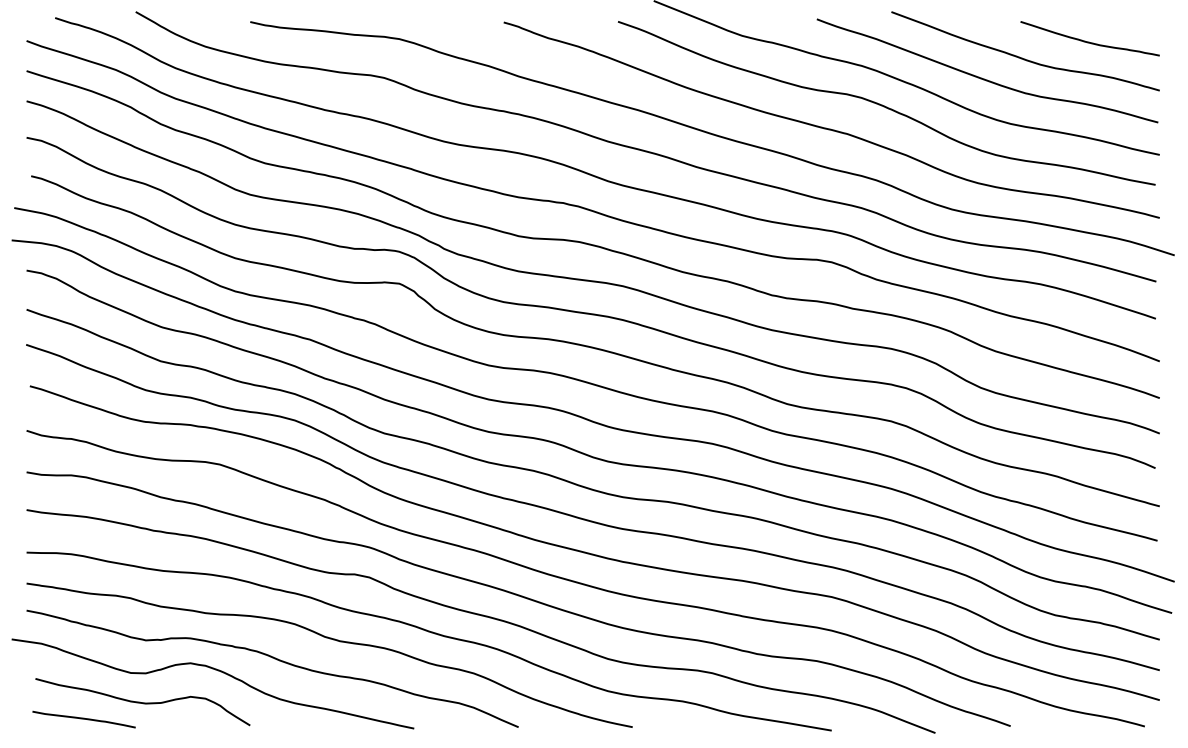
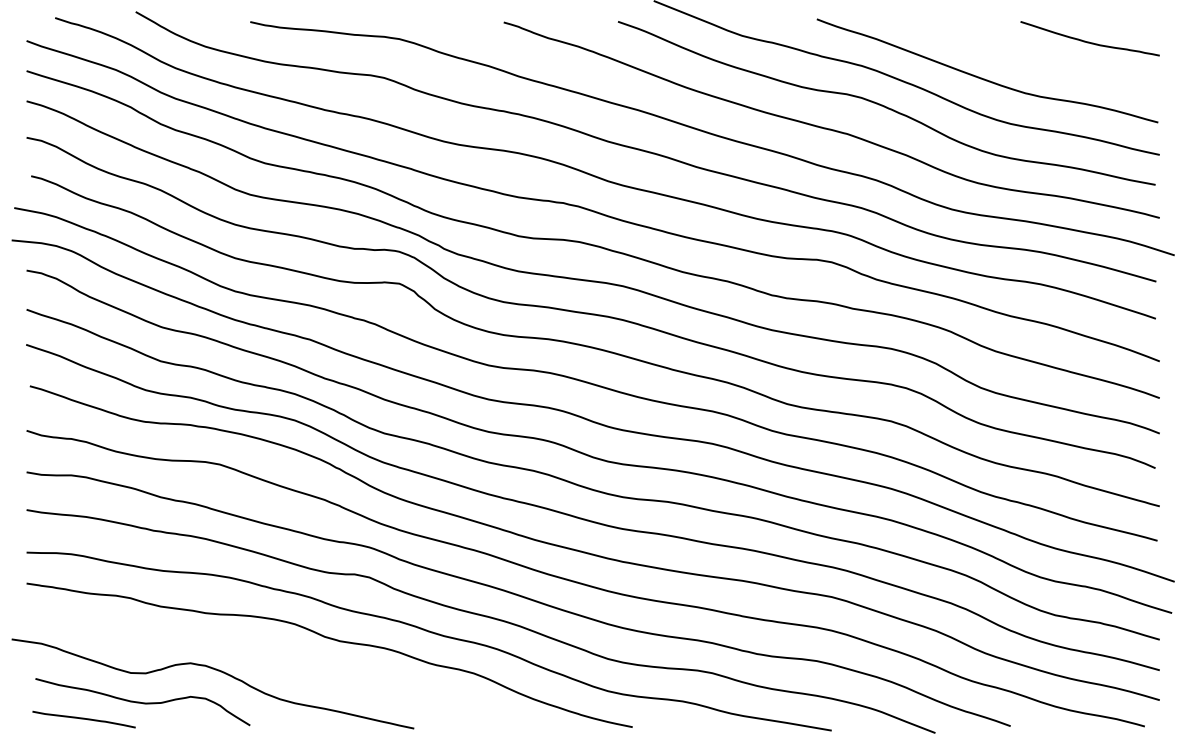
curve: present -> none (1022, 57)
curve: present -> none (274, 659)
